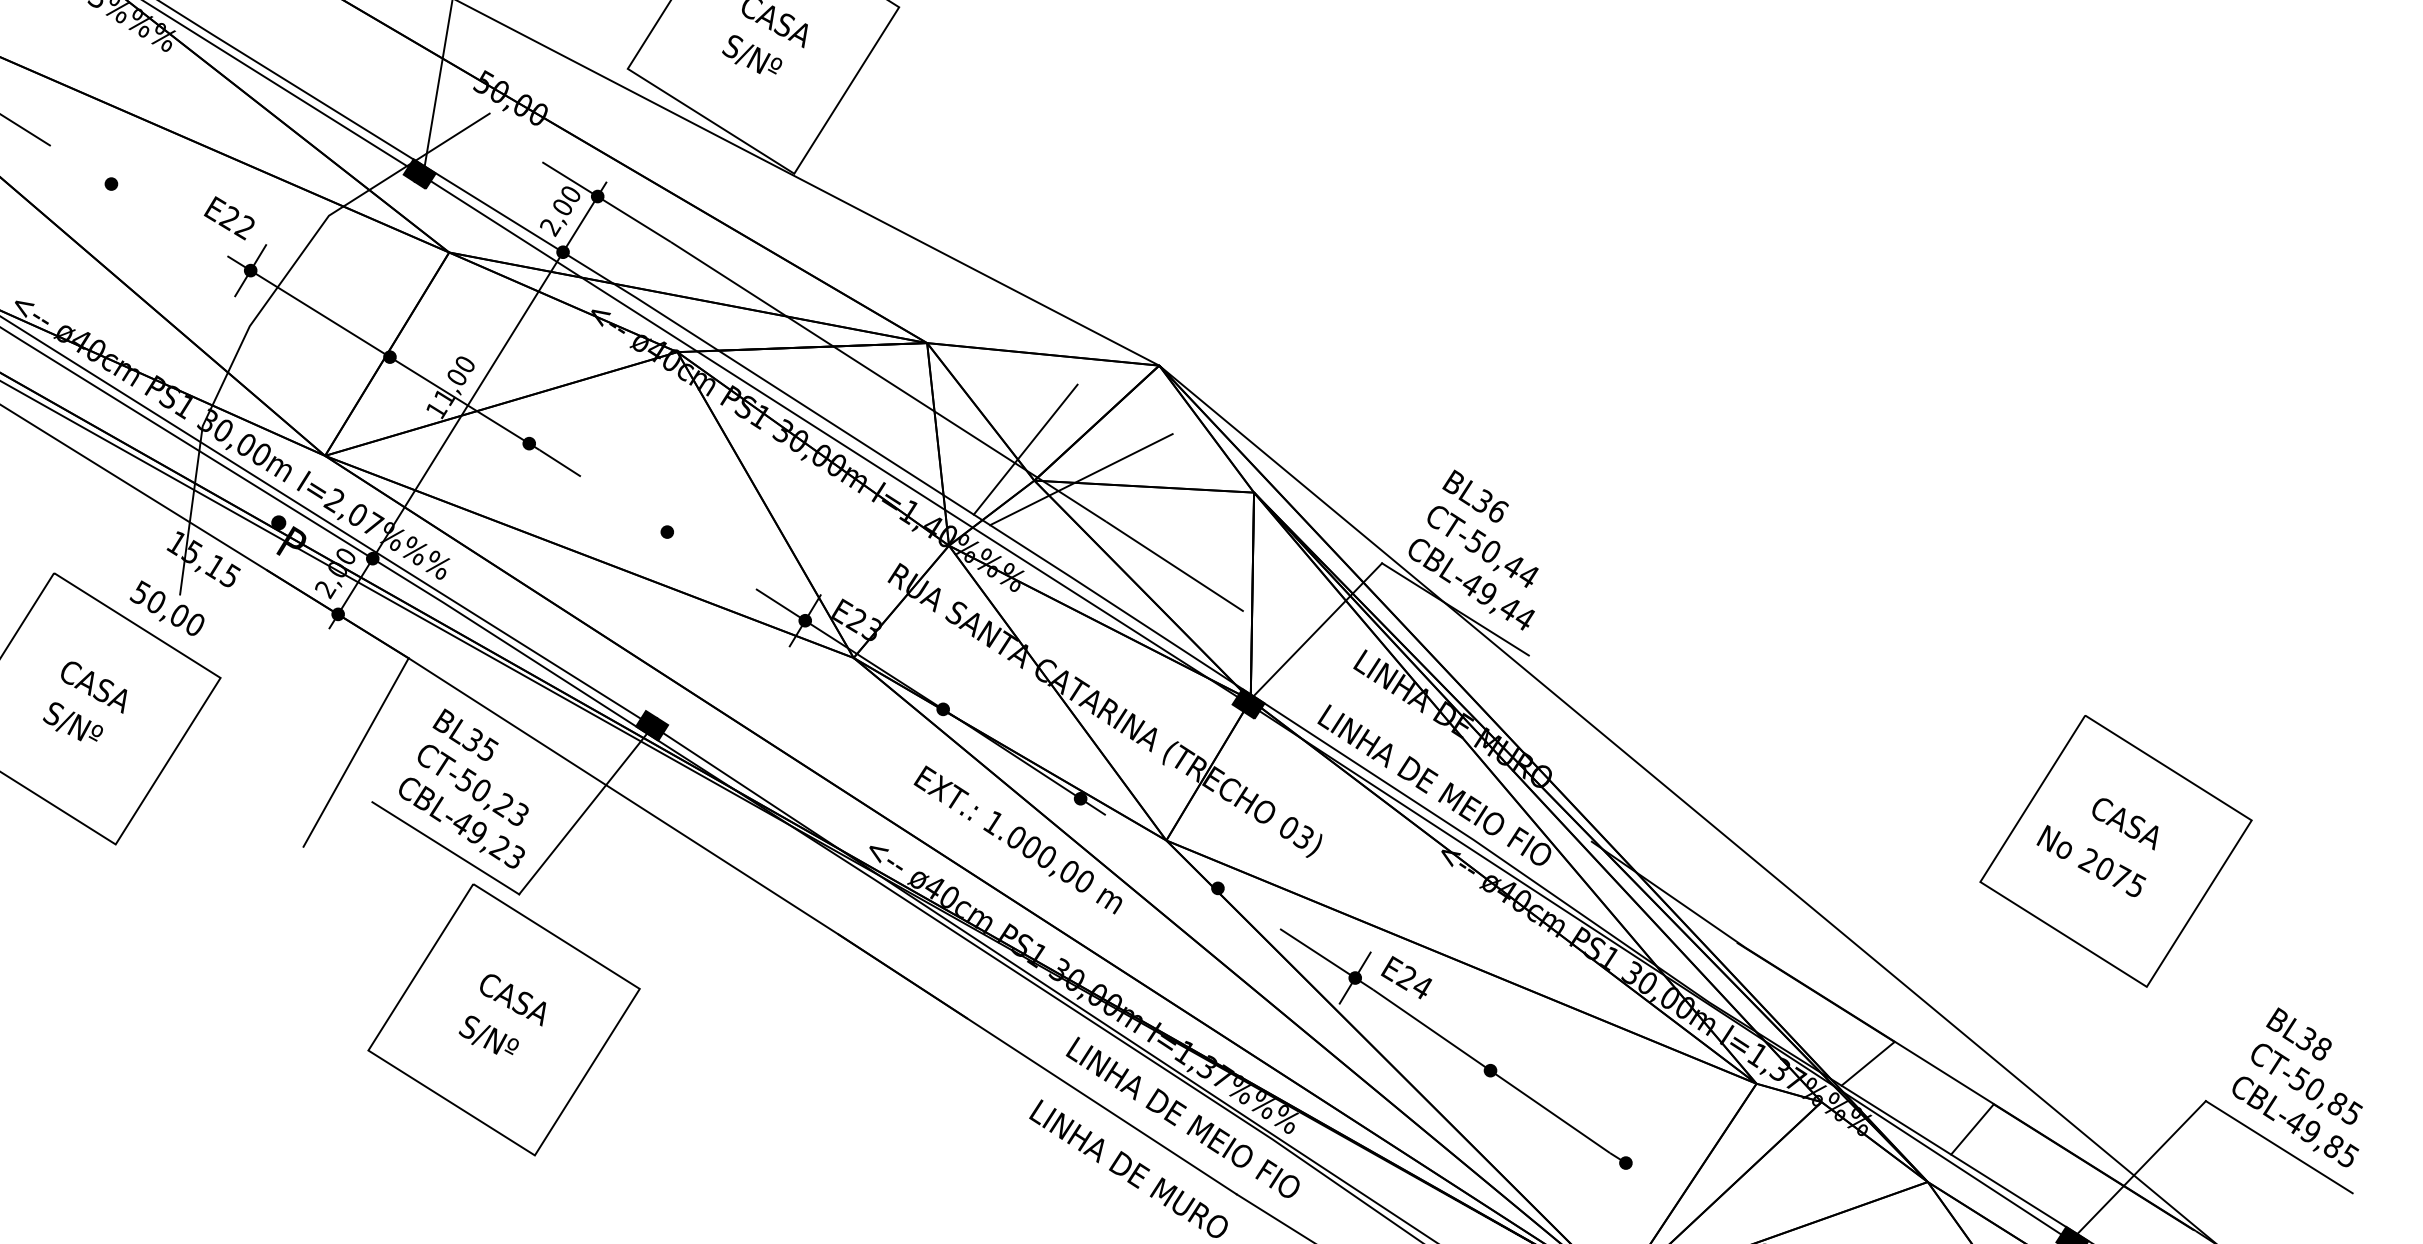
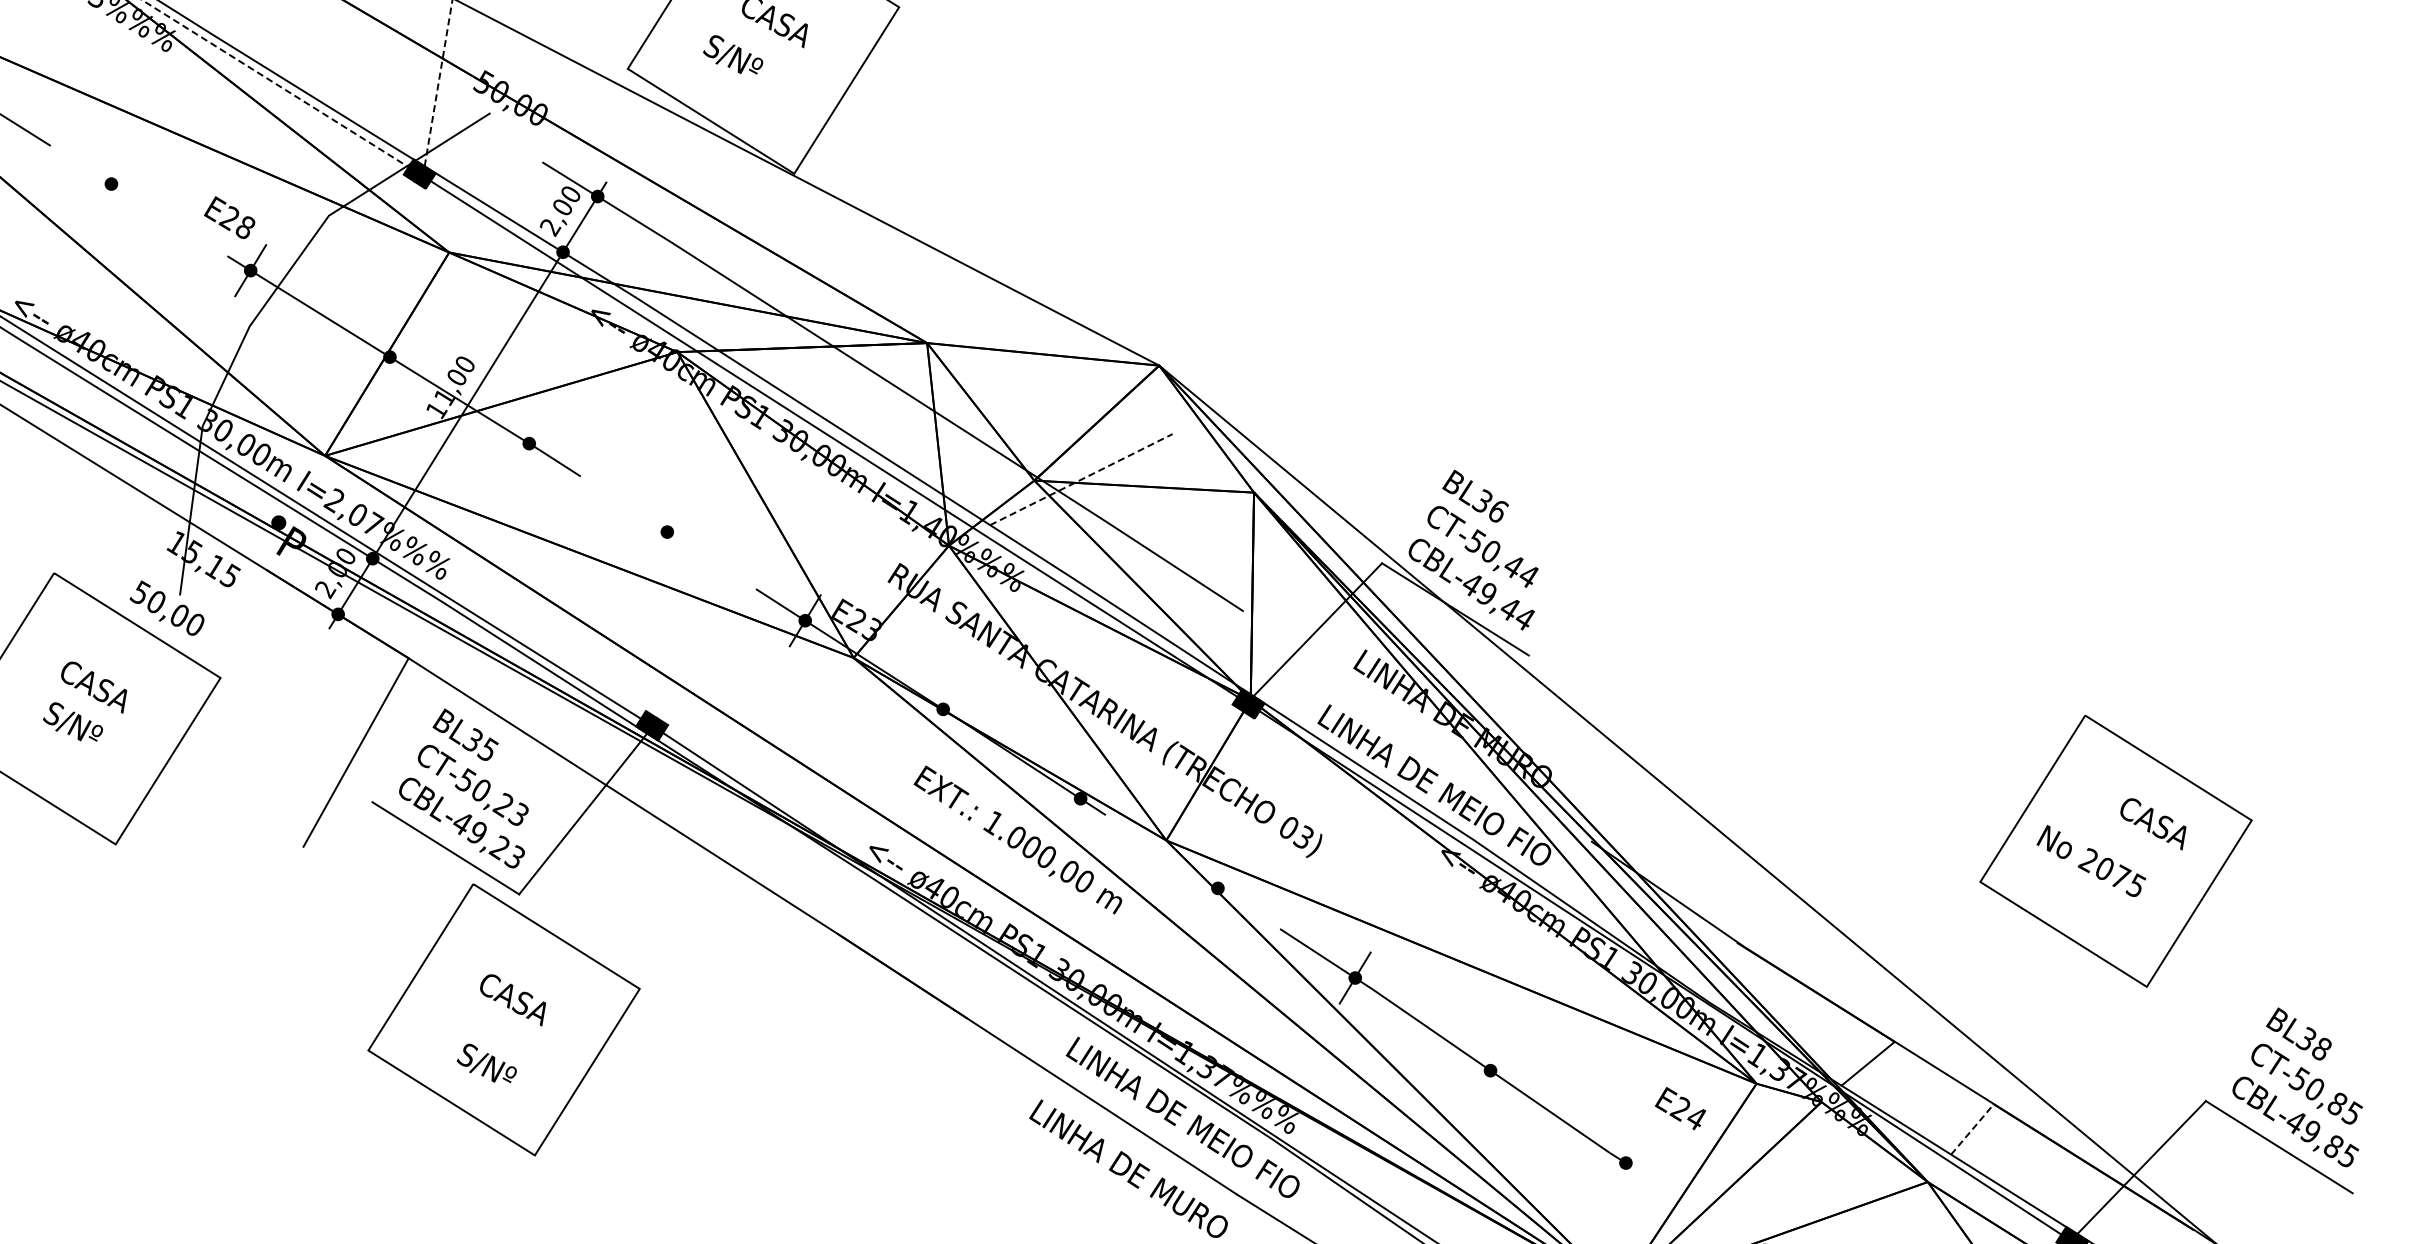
text position: (752, 54) -> (733, 54) (733, 54)
line: solid -> dashed (438, 82)
line: solid -> dashed (281, 87)
text: E22 -> E28 (244, 227)
line: present -> none (1025, 449)
line: solid -> dashed (1081, 479)
text position: (2125, 824) -> (2153, 824) (2153, 824)
text position: (1406, 977) -> (1680, 1108) (1680, 1108)
text position: (488, 1035) -> (486, 1063) (486, 1063)
line: solid -> dashed (1972, 1129)
